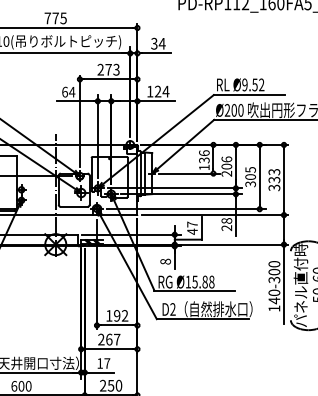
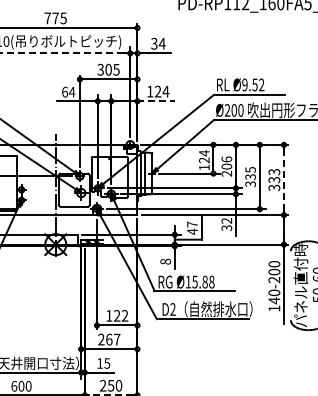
line: solid -> dashed (63, 53)
text: 273 -> 305 (108, 69)
line: solid -> dashed (156, 101)
text: 136 -> 124 (204, 156)
text: 305 -> 335 (250, 177)
line: solid -> dashed (284, 180)
text: 28 -> 32 (226, 224)
text: 140-300 -> 140-200 (274, 279)
text: 192 -> 122 (117, 315)
text: 17 -> 15 (107, 363)
line: solid -> dashed (110, 395)
